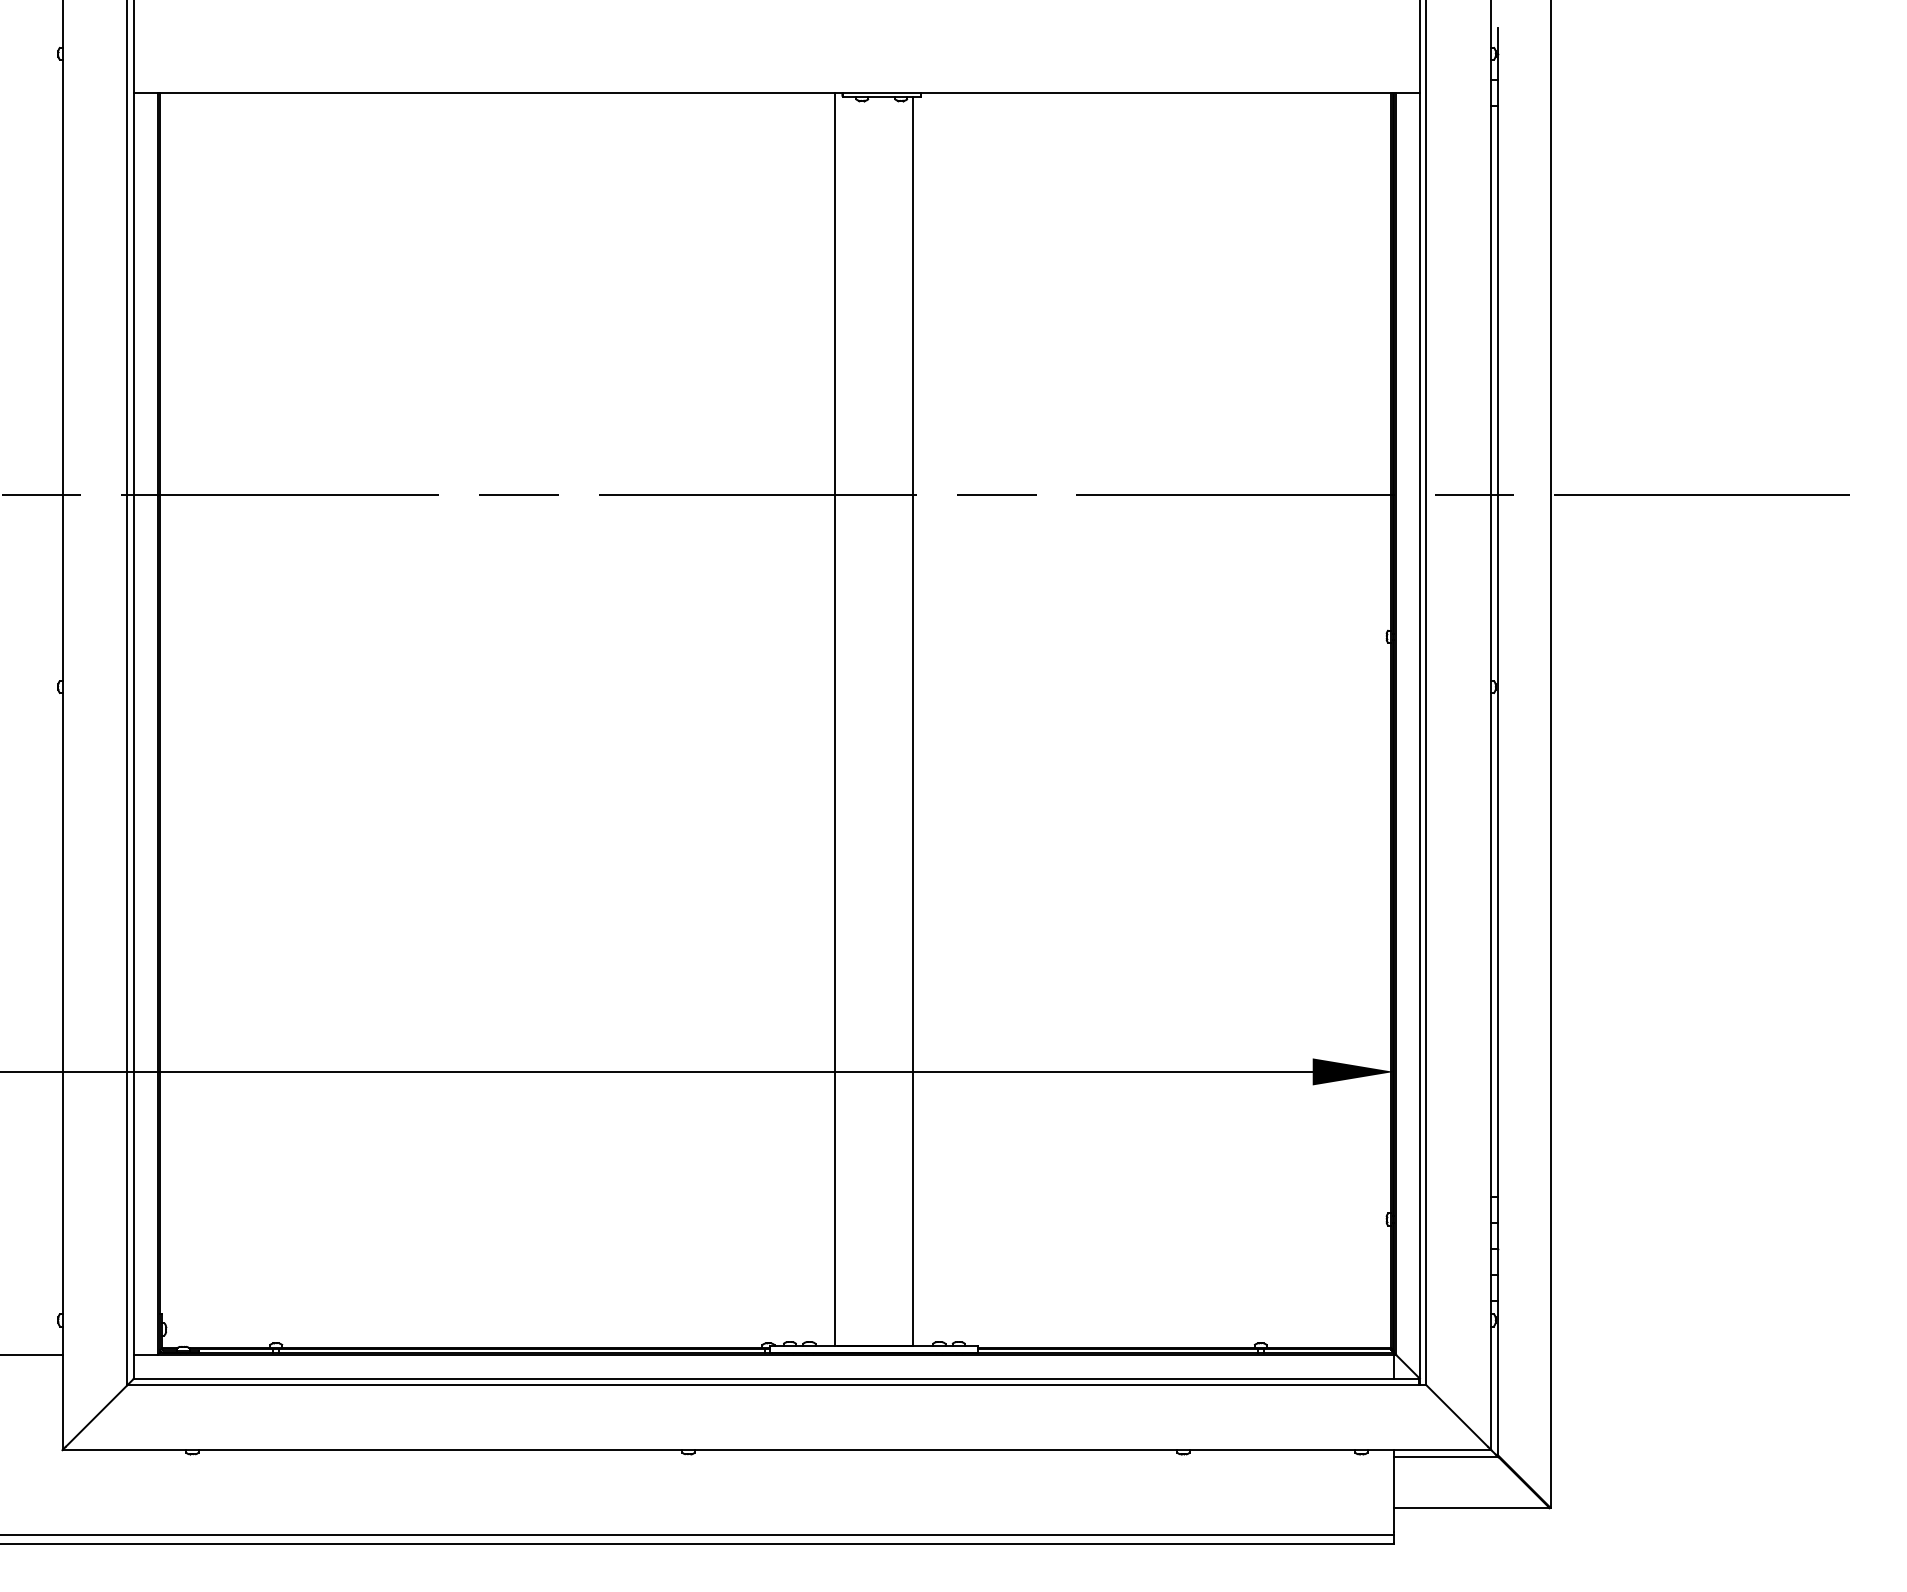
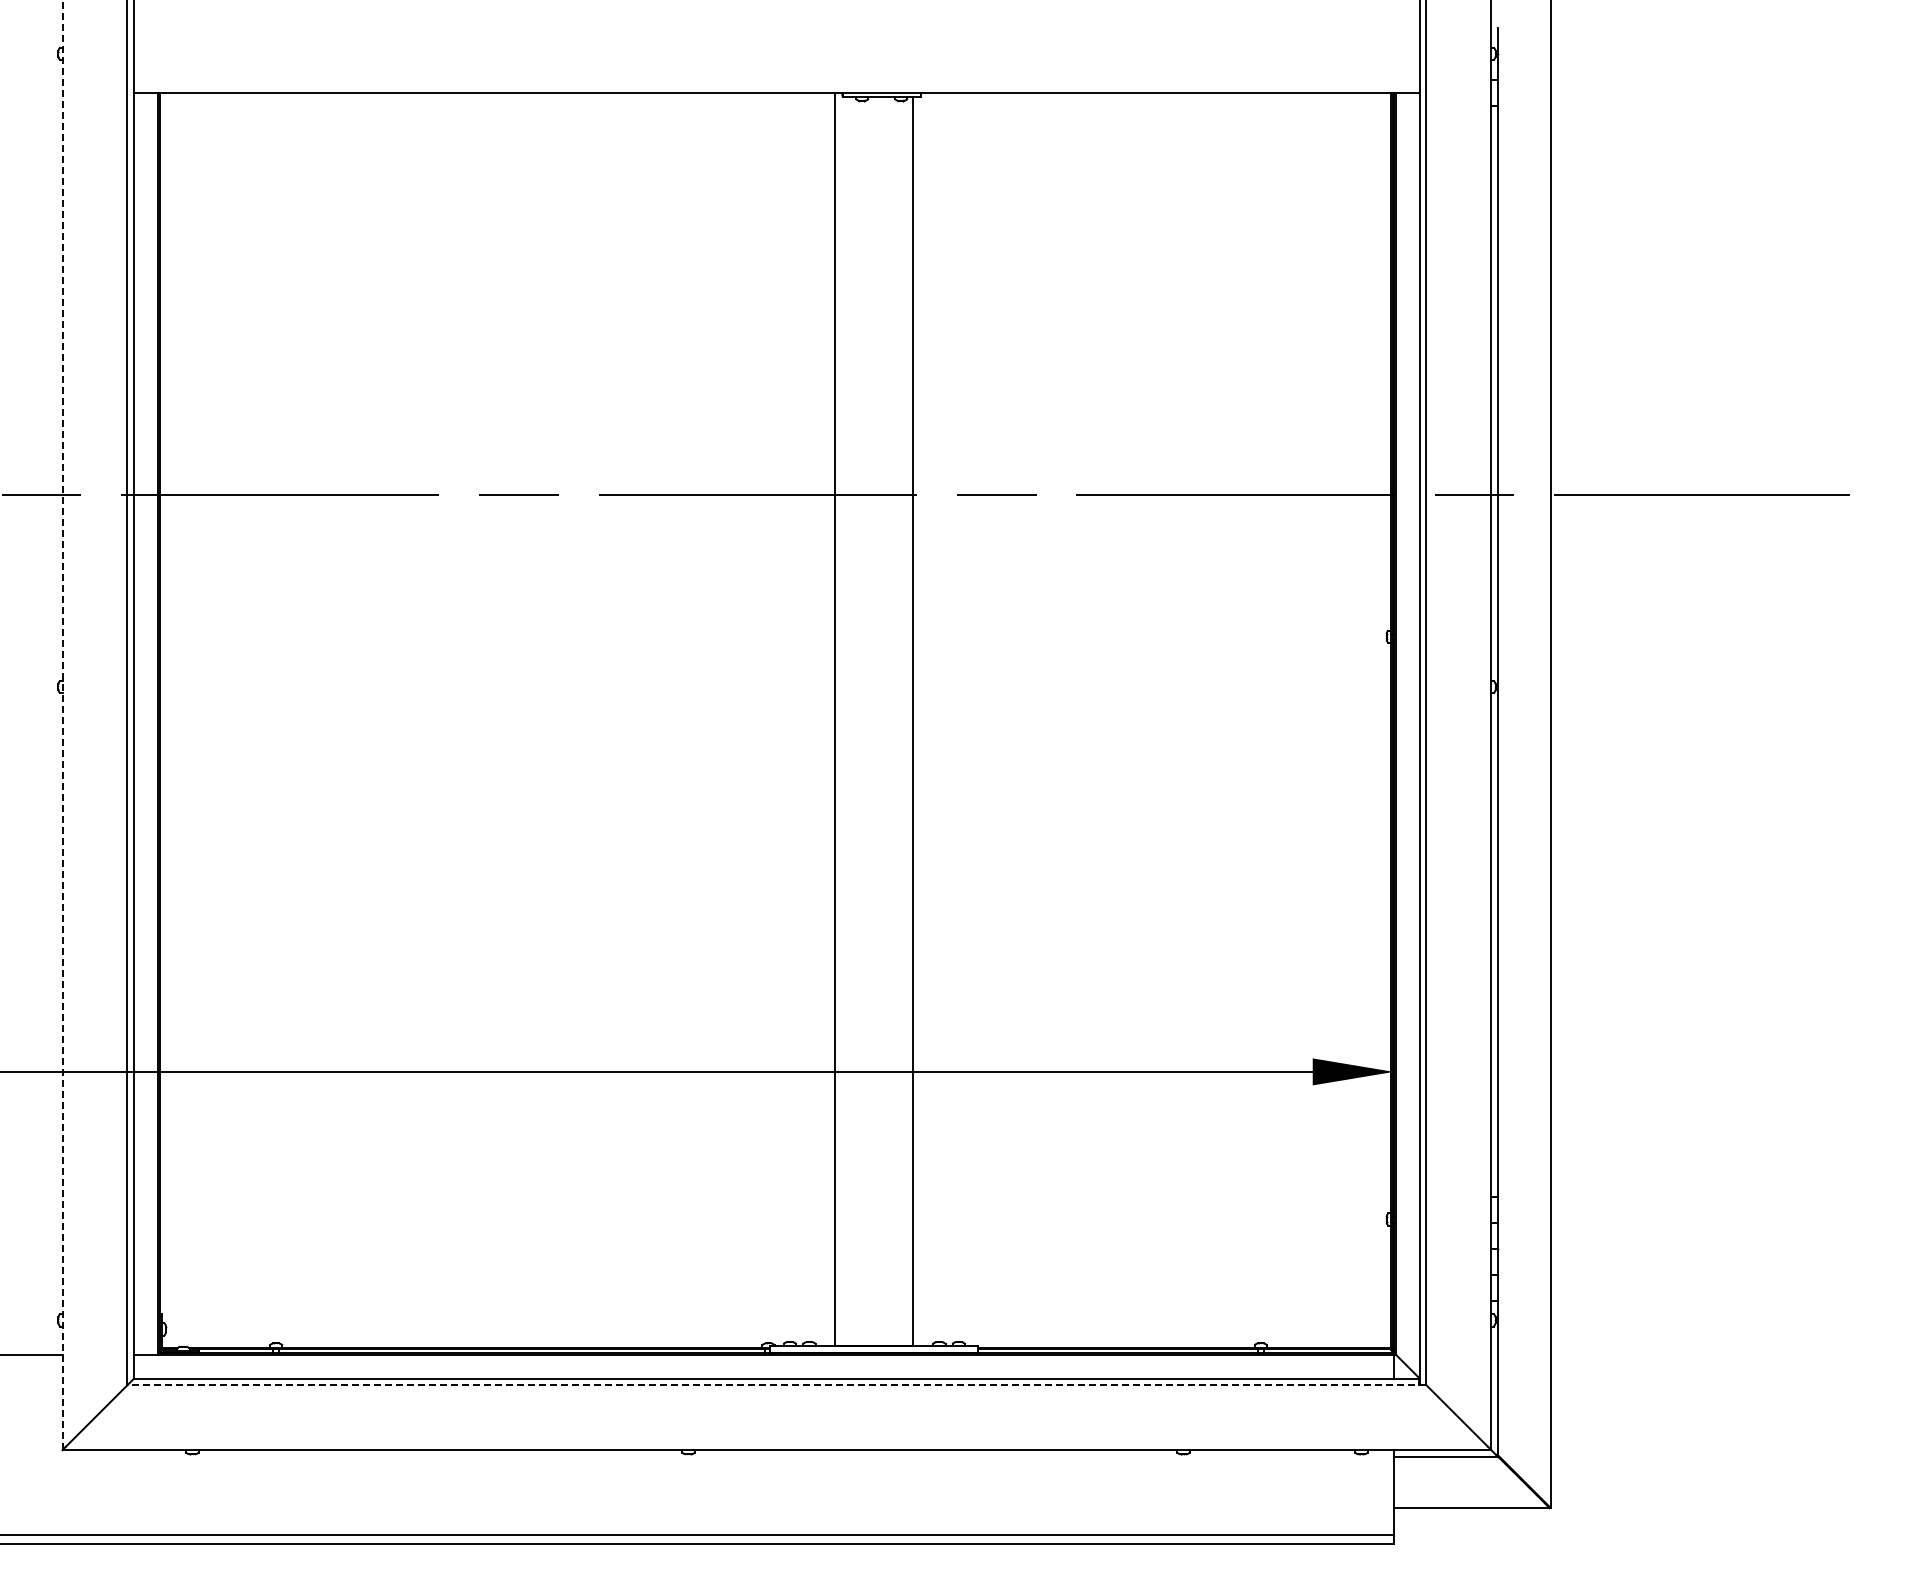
line: solid -> dashed (62, 725)
line: solid -> dashed (776, 1385)
